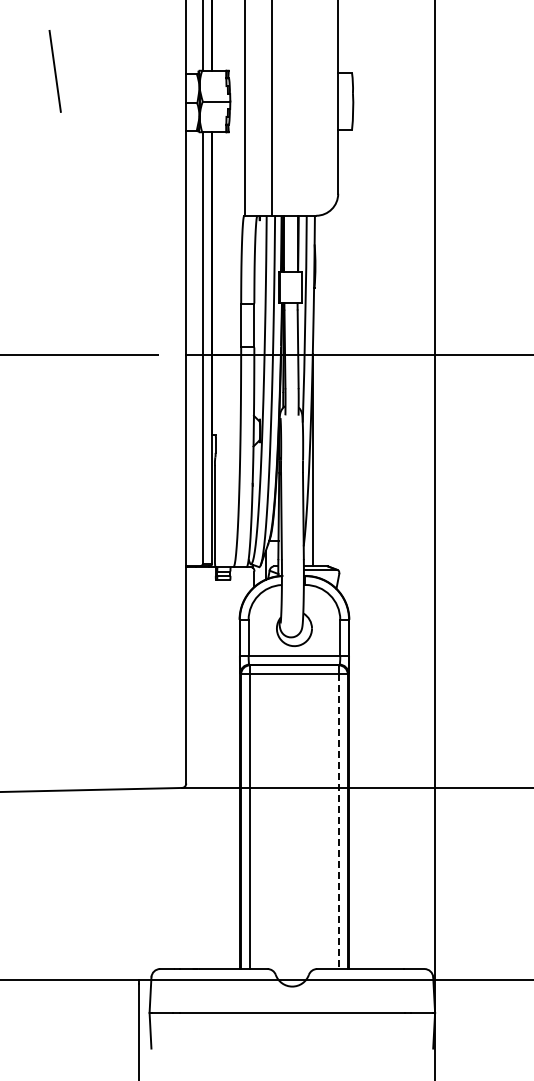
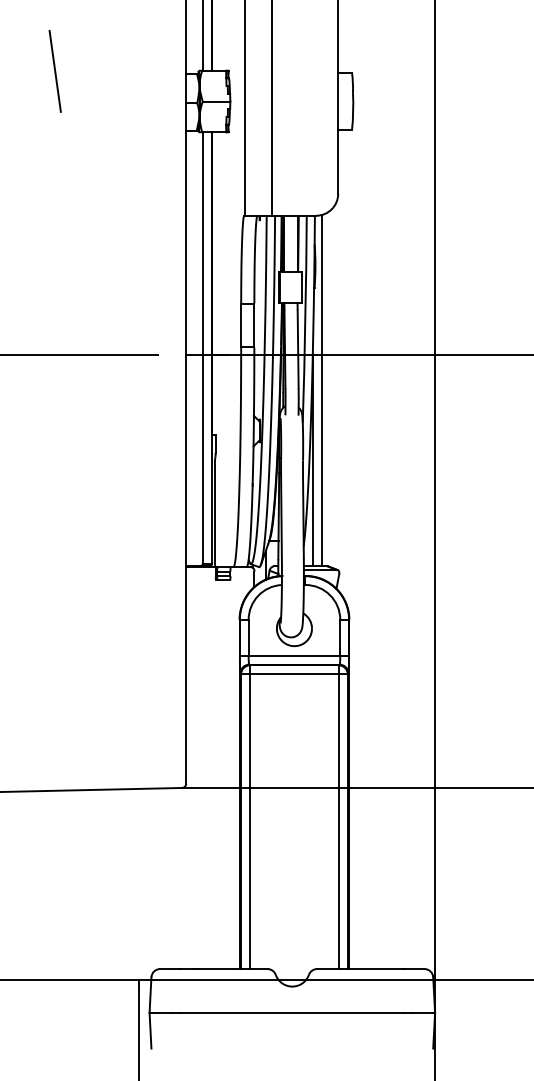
line: none -> present (322, 390)
line: dashed -> solid (339, 822)
